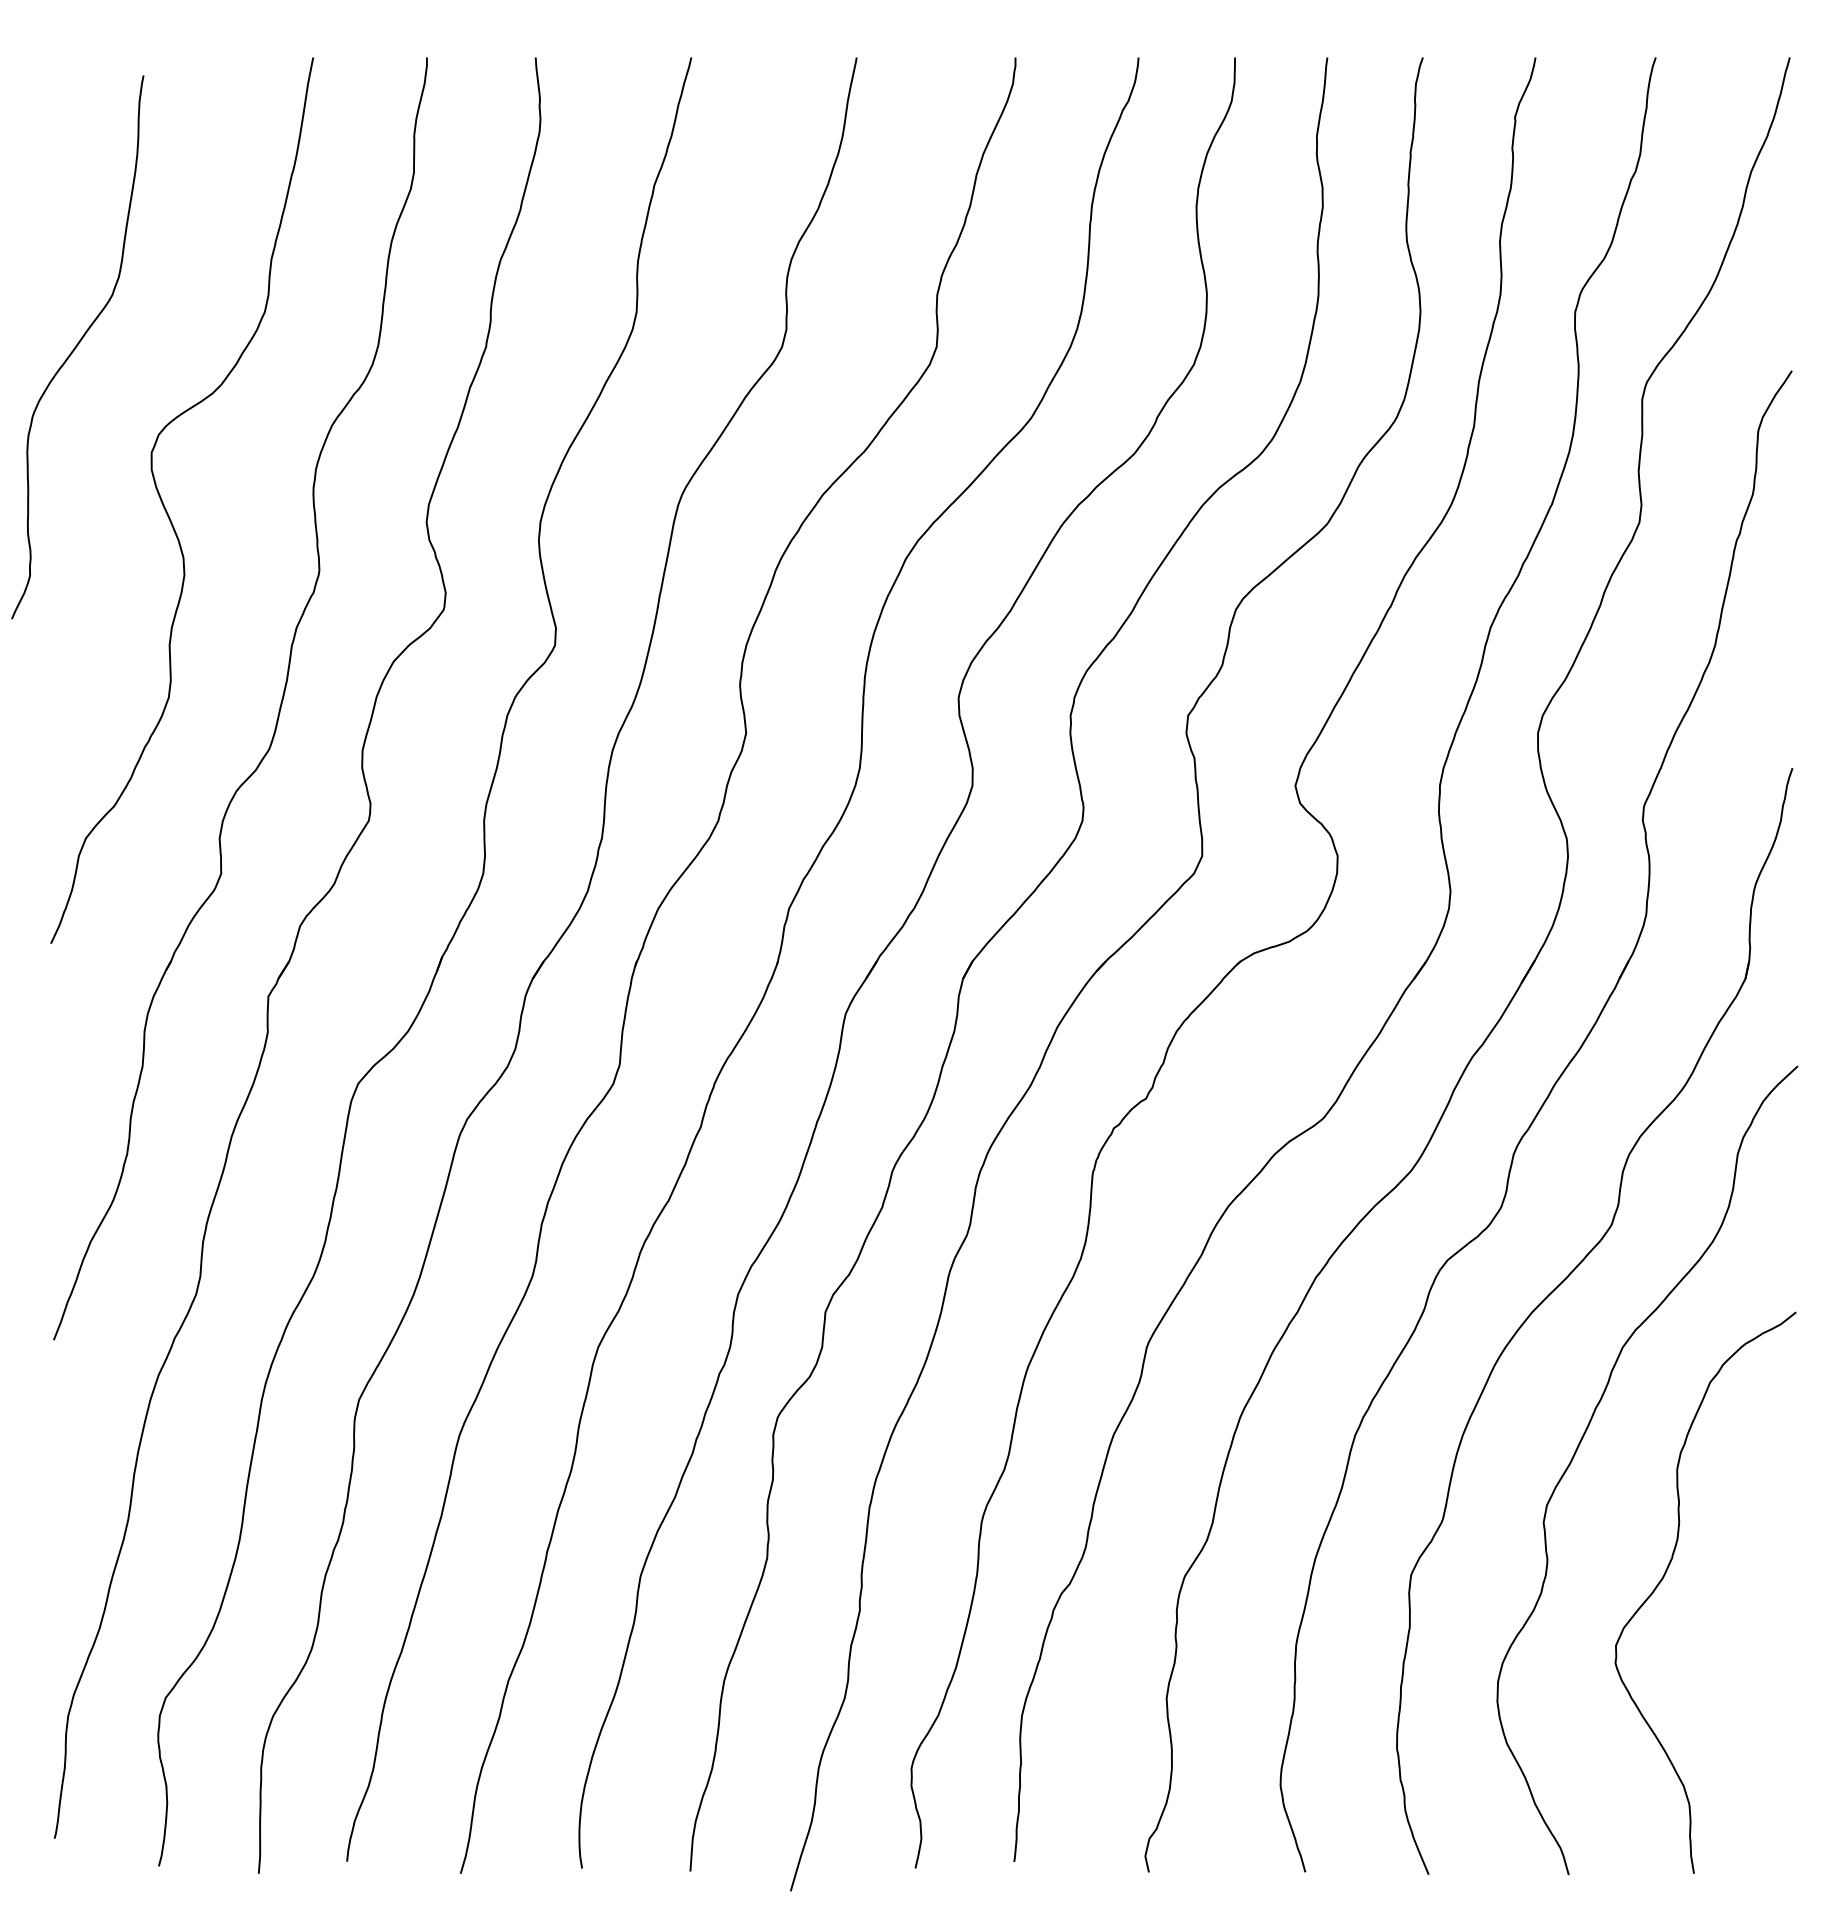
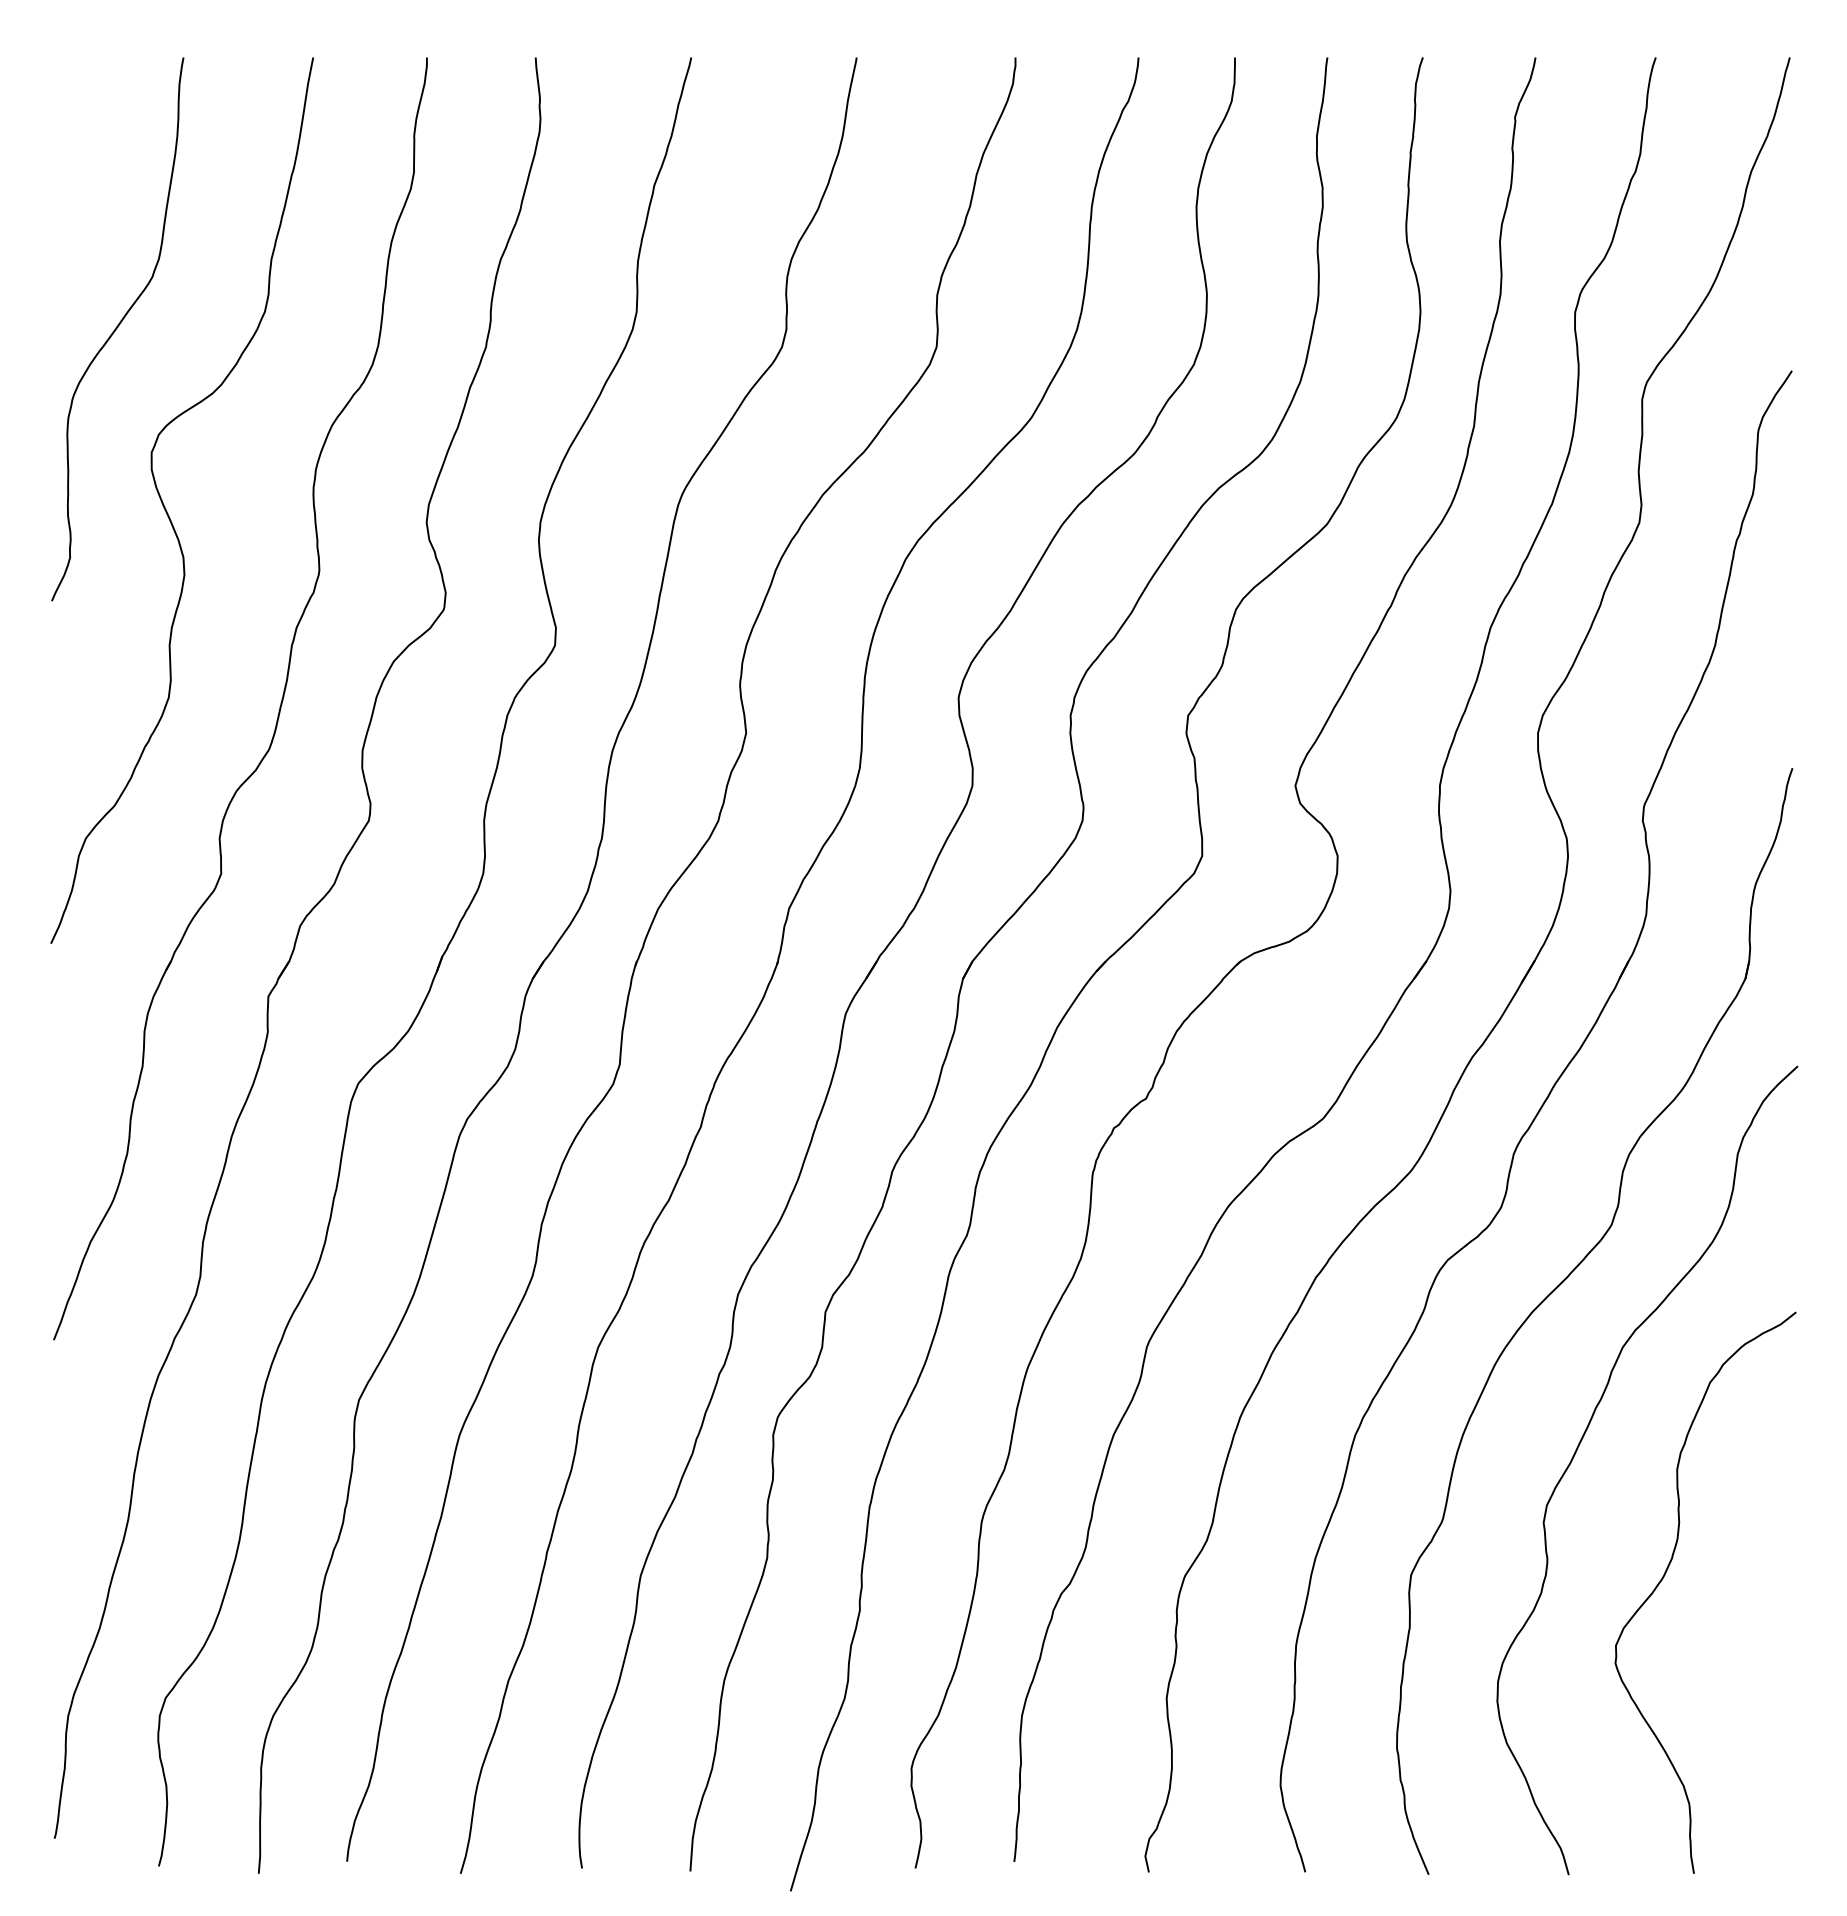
curve position: (77, 346) -> (117, 328) (117, 328)
